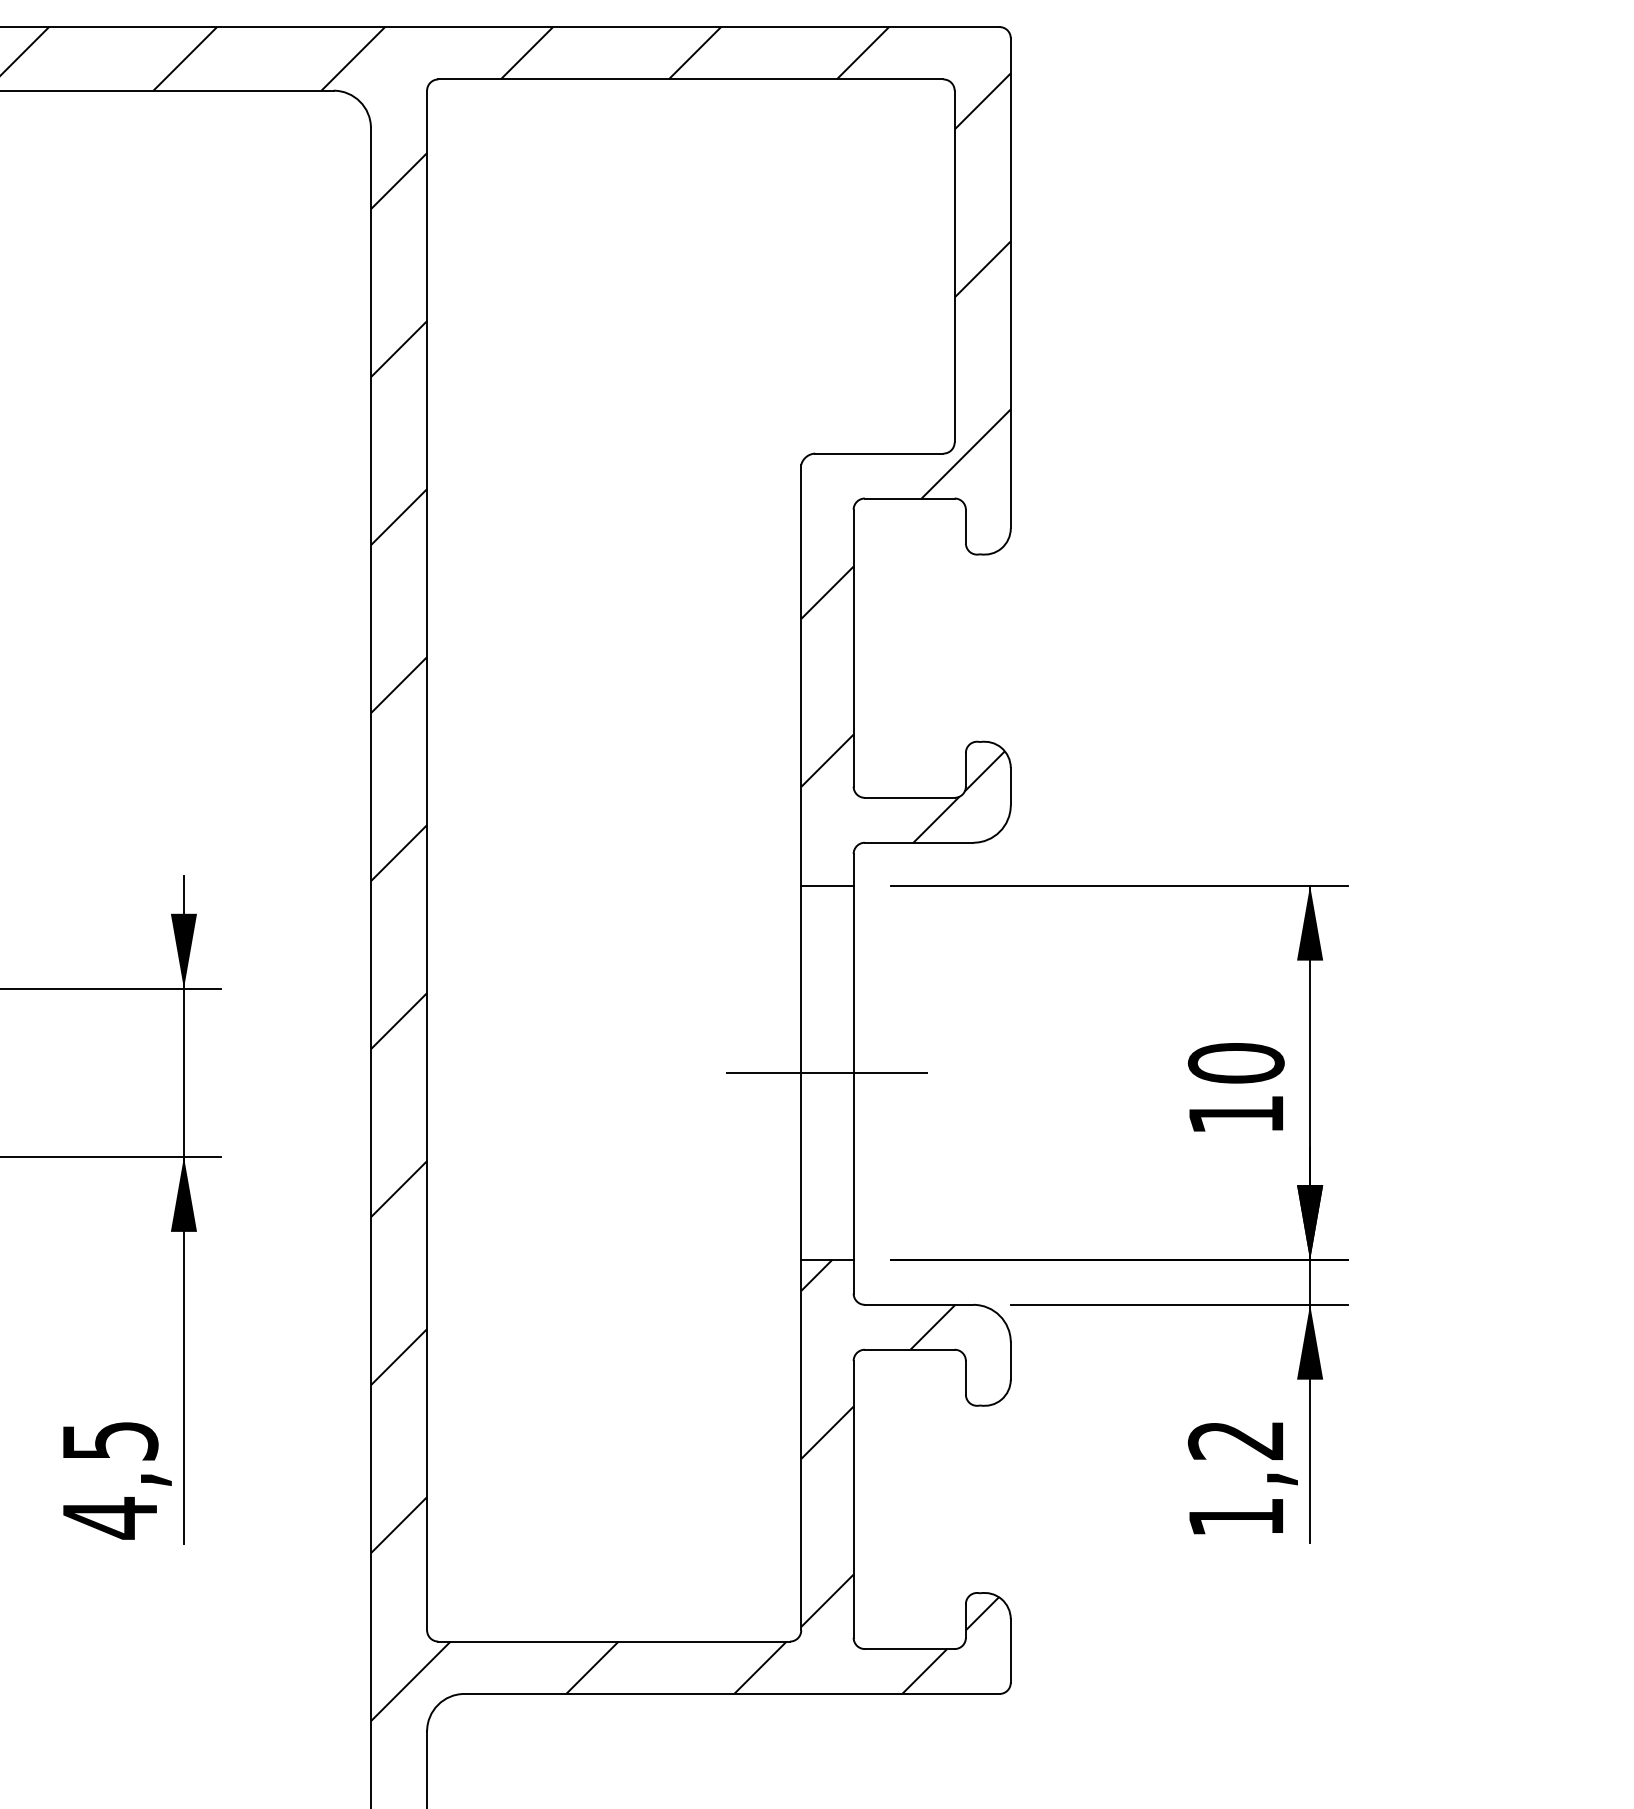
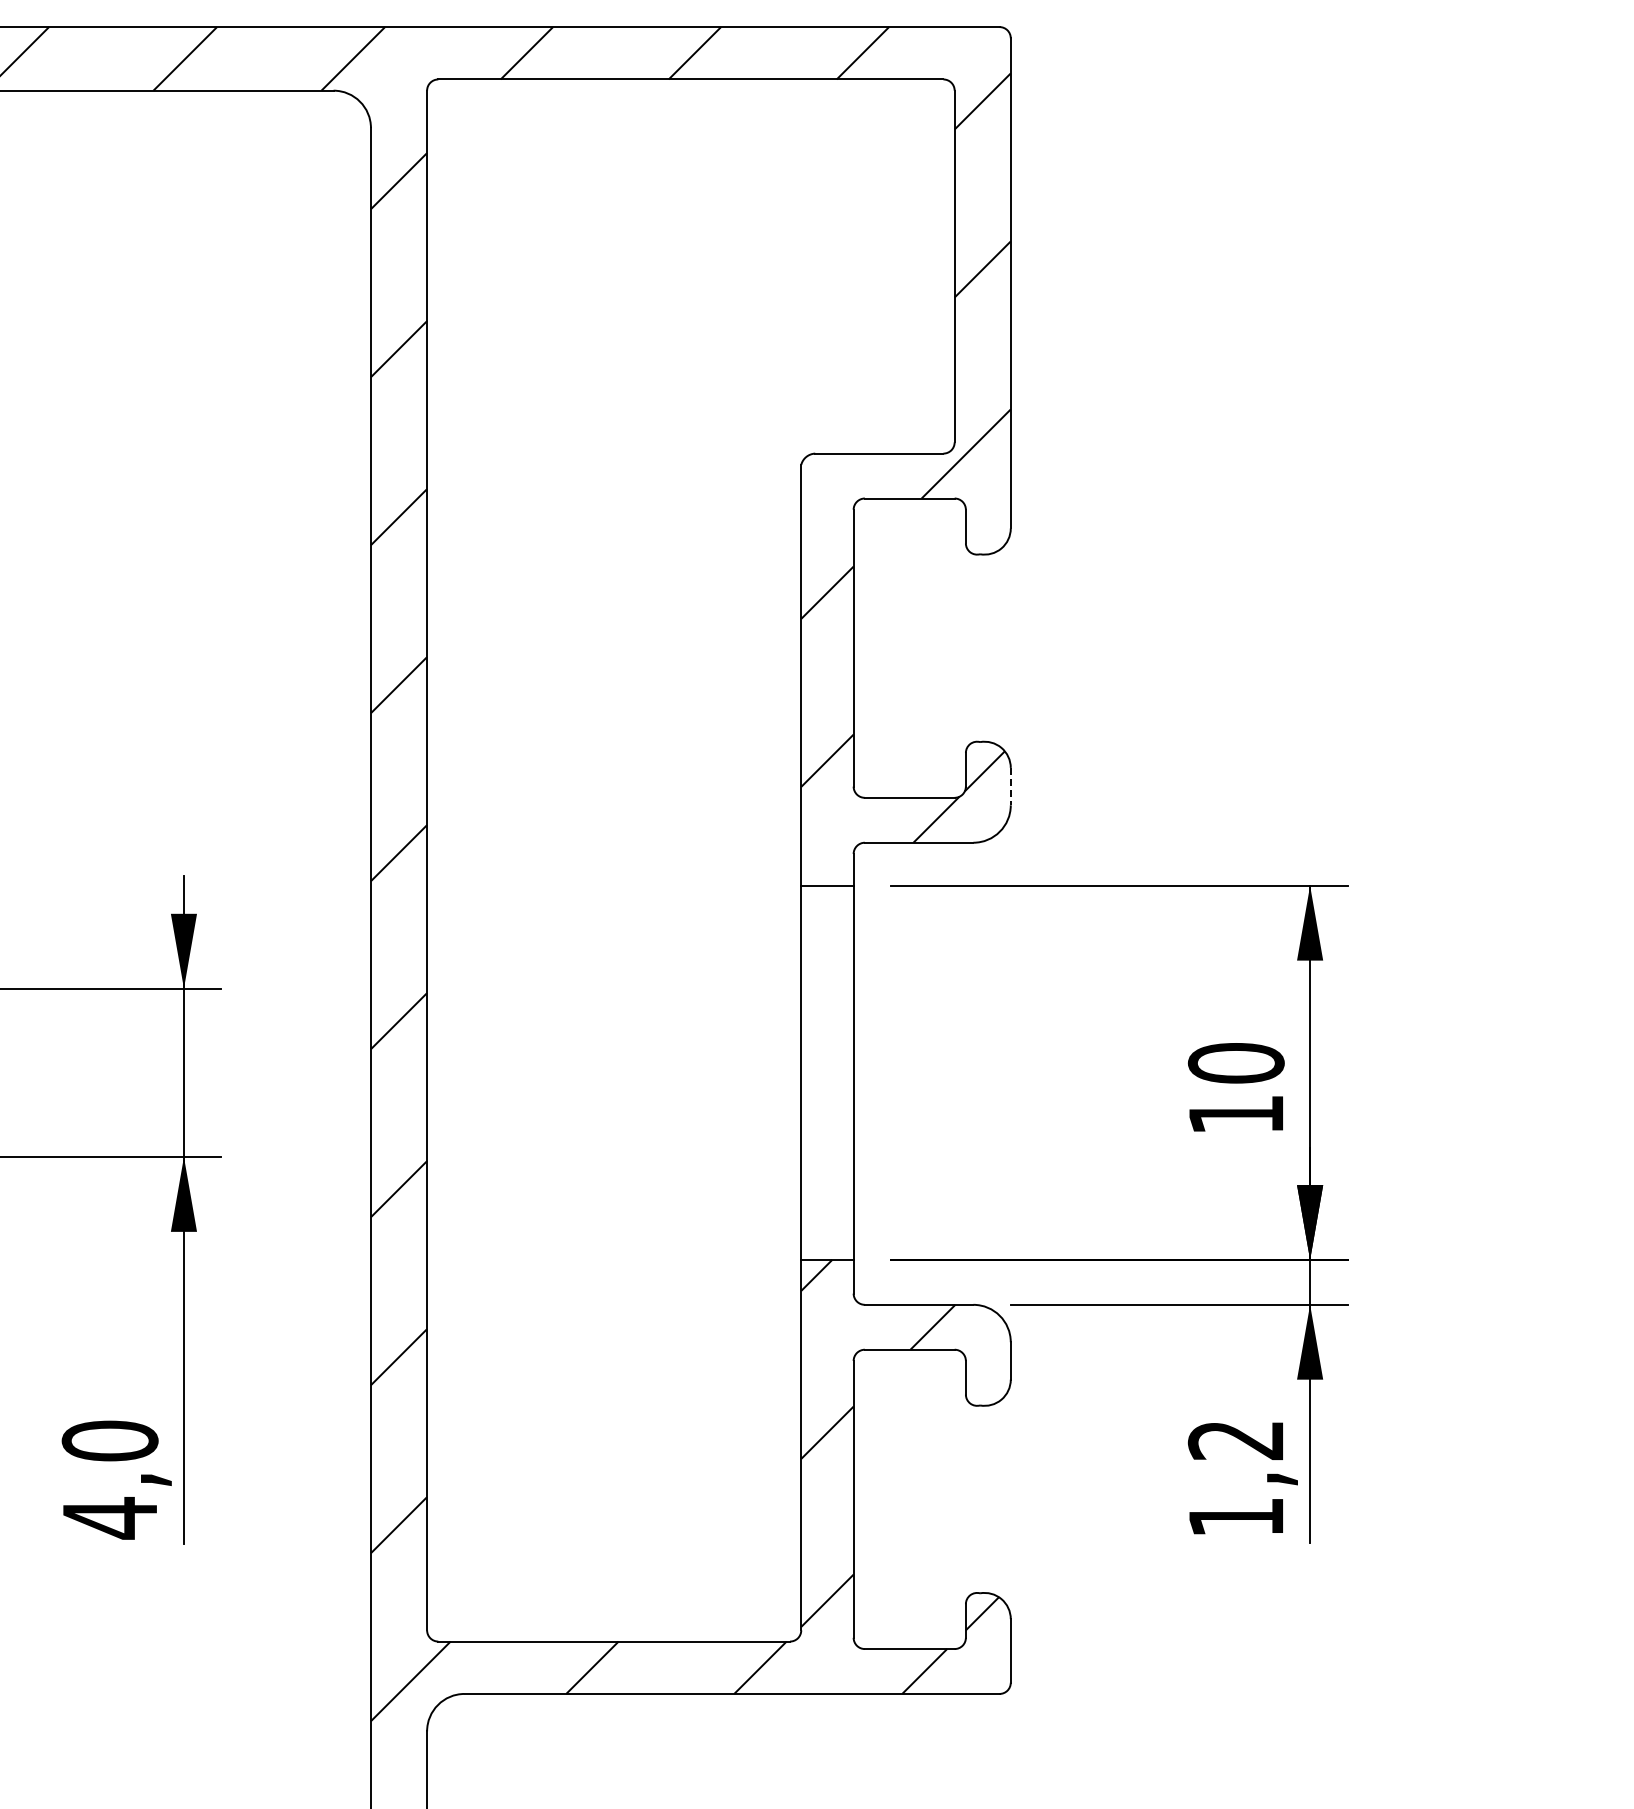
line: solid -> dashed (1010, 786)
line: present -> none (827, 1072)
text: 4,5 -> 4,0 (109, 1440)
